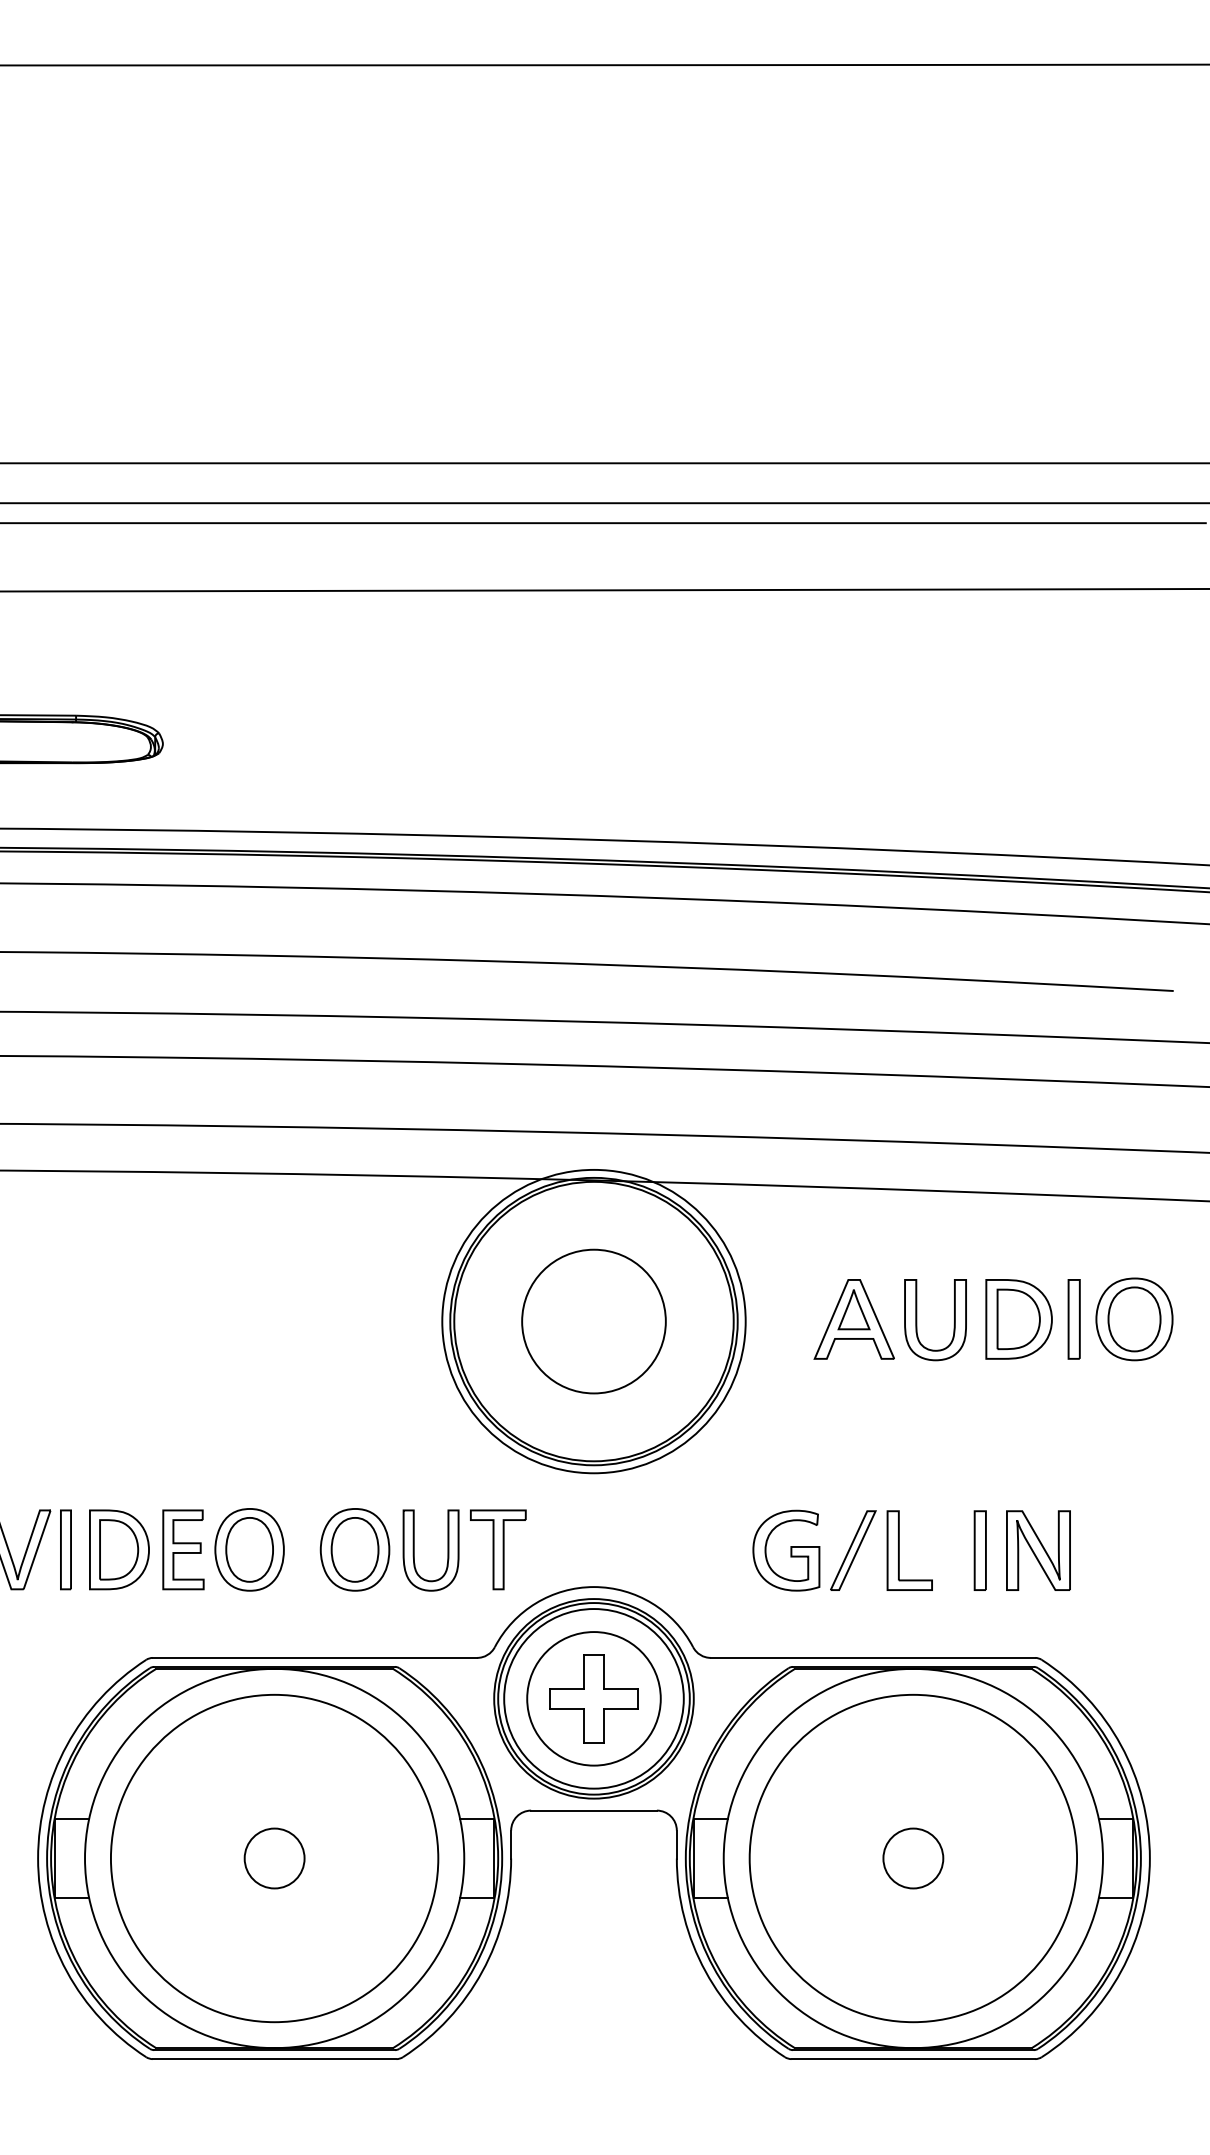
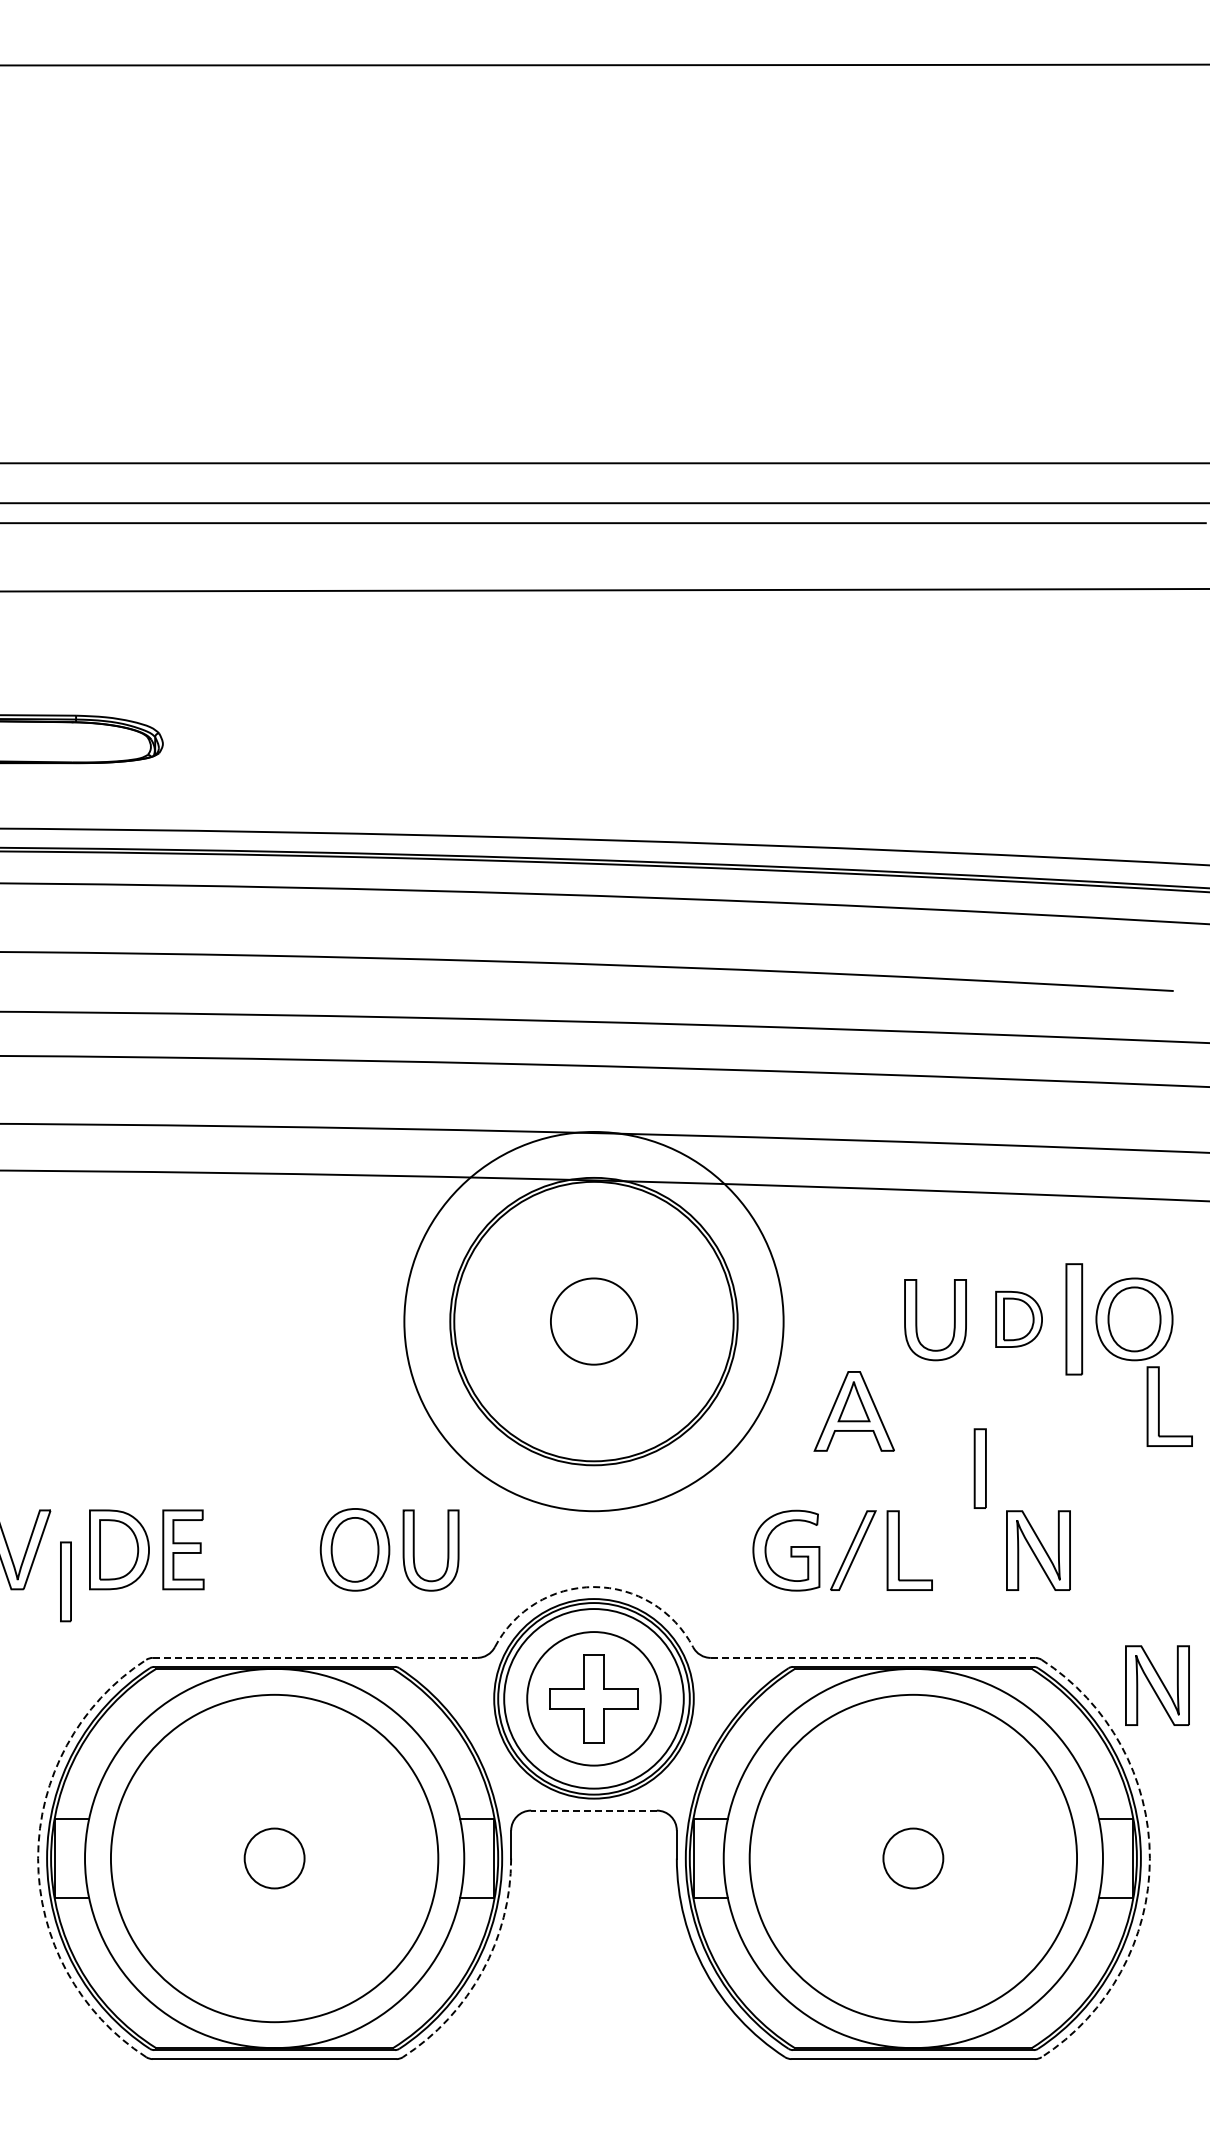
part position: (853, 1319) -> (853, 1411) (853, 1411)
part size: 68x81 px -> 48x58 px (1018, 1318)
part size: 14x81 px -> 19x113 px (1074, 1319)
circle diameter: 144 px -> 86 px (593, 1321)
circle diameter: 303 px -> 379 px (593, 1321)
part: none -> present (1159, 1406)
part position: (65, 1549) -> (65, 1581) (65, 1581)
part: present -> none (249, 1549)
part: present -> none (498, 1549)
part position: (979, 1550) -> (979, 1468) (979, 1468)
arc: solid -> dashed (594, 1587)
line: solid -> dashed (315, 1657)
line: solid -> dashed (873, 1657)
part: none -> present (1157, 1685)
line: solid -> dashed (594, 1810)
arc: solid -> dashed (38, 1858)
arc: solid -> dashed (1149, 1858)
arc: solid -> dashed (482, 1971)
